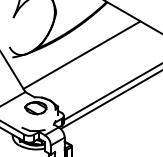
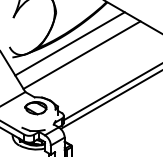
line: none -> present (69, 43)
